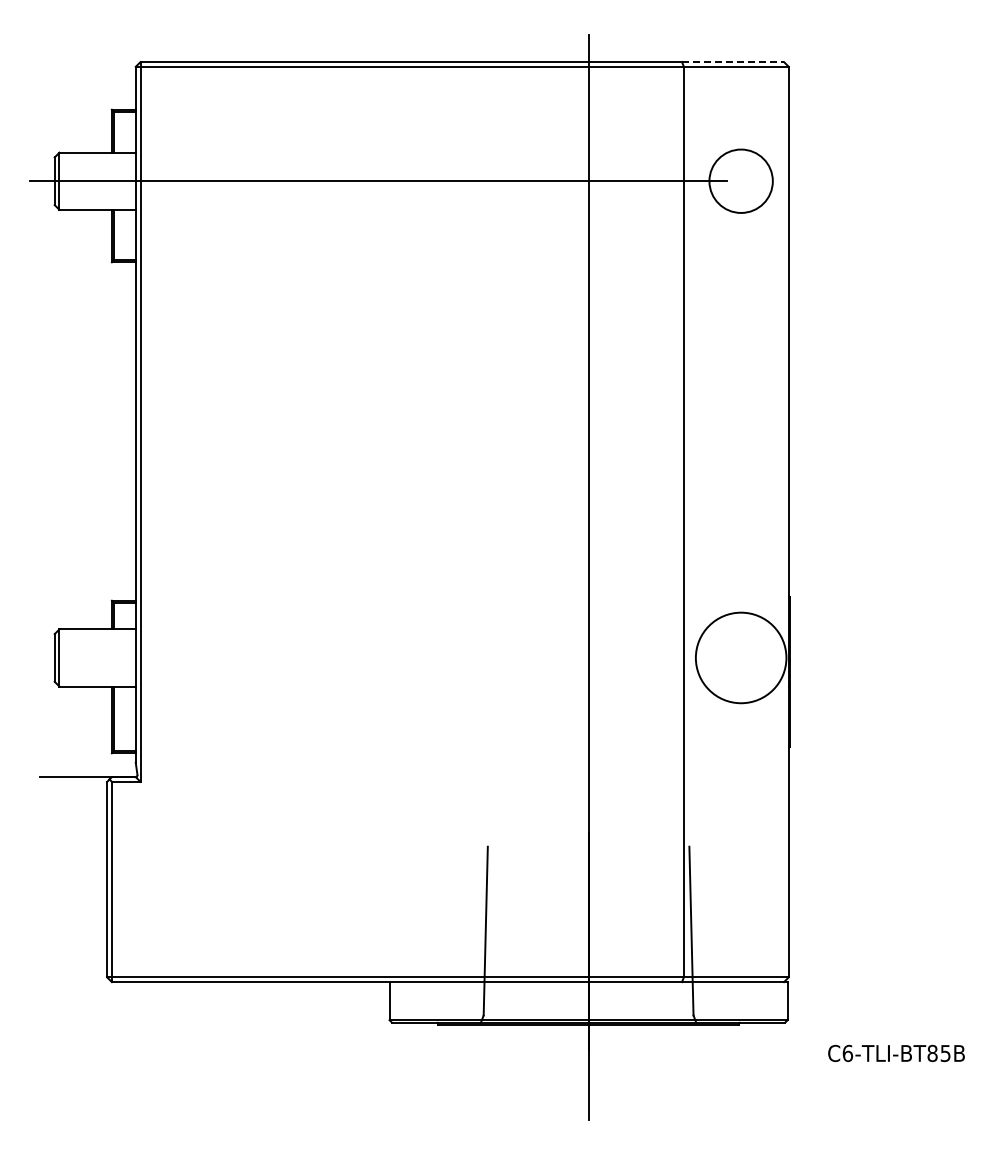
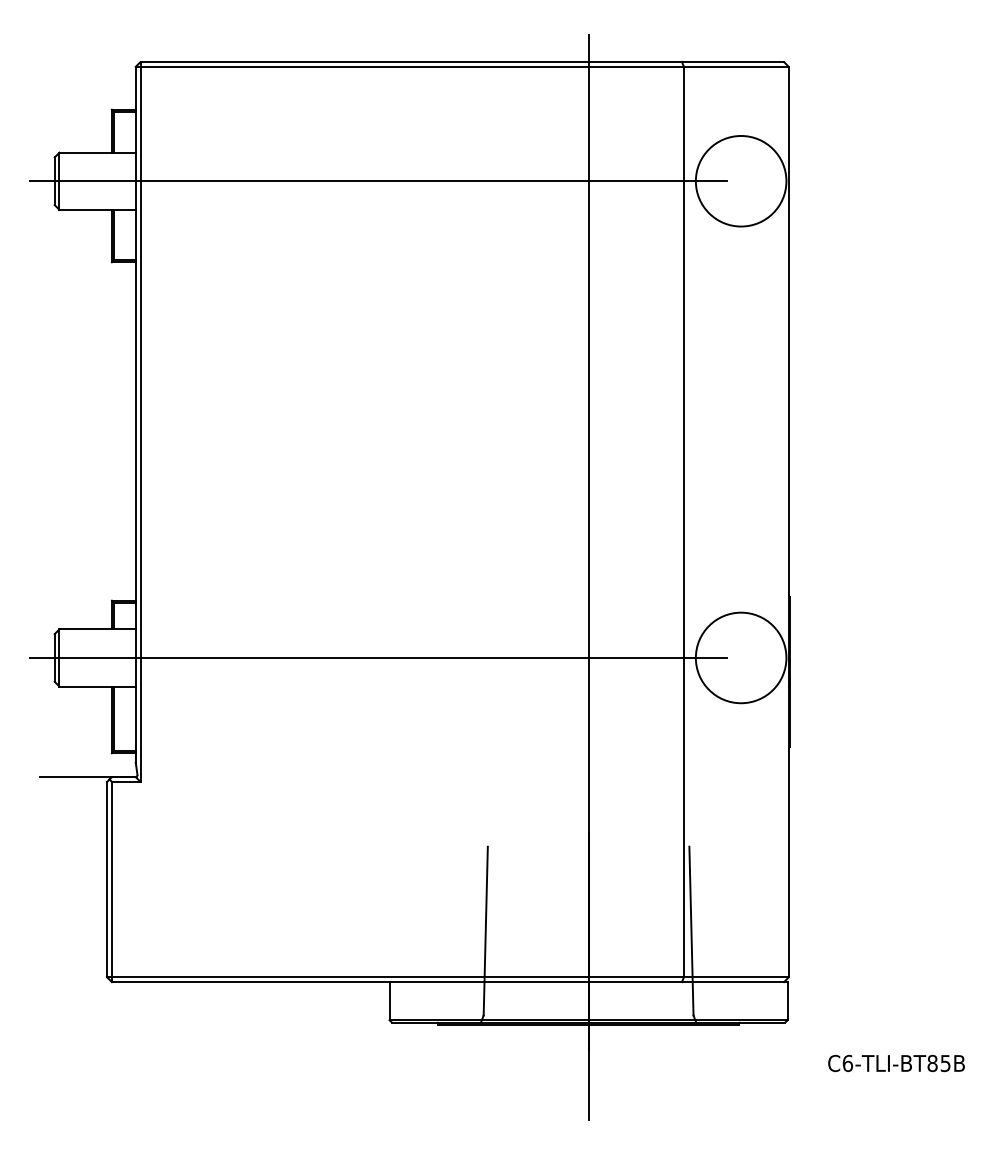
line: dashed -> solid (733, 62)
circle diameter: 63 px -> 91 px (740, 180)
line: none -> present (378, 657)
text position: (896, 1053) -> (896, 1063) (896, 1063)
